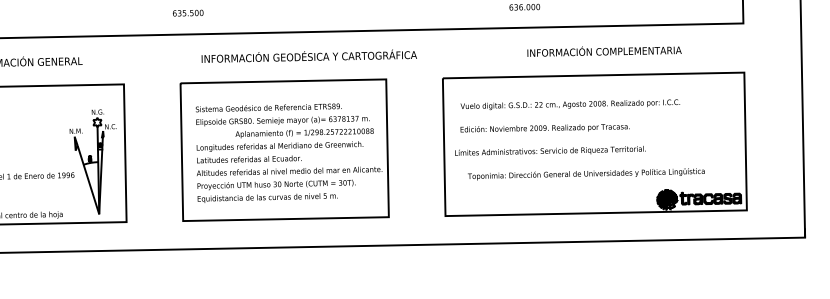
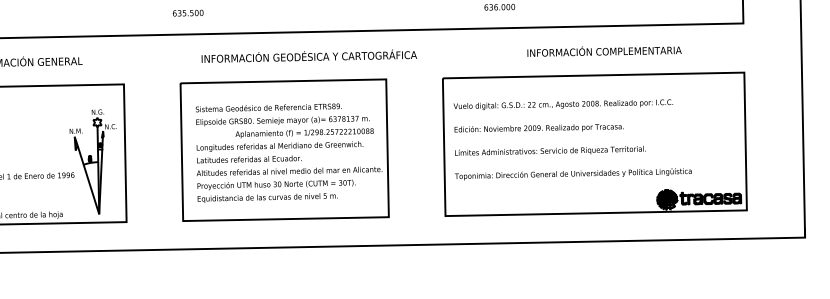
text position: (524, 6) -> (499, 6) (499, 6)
text position: (570, 104) -> (563, 104) (563, 104)
text position: (544, 128) -> (538, 128) (538, 128)
text position: (586, 174) -> (573, 174) (573, 174)
